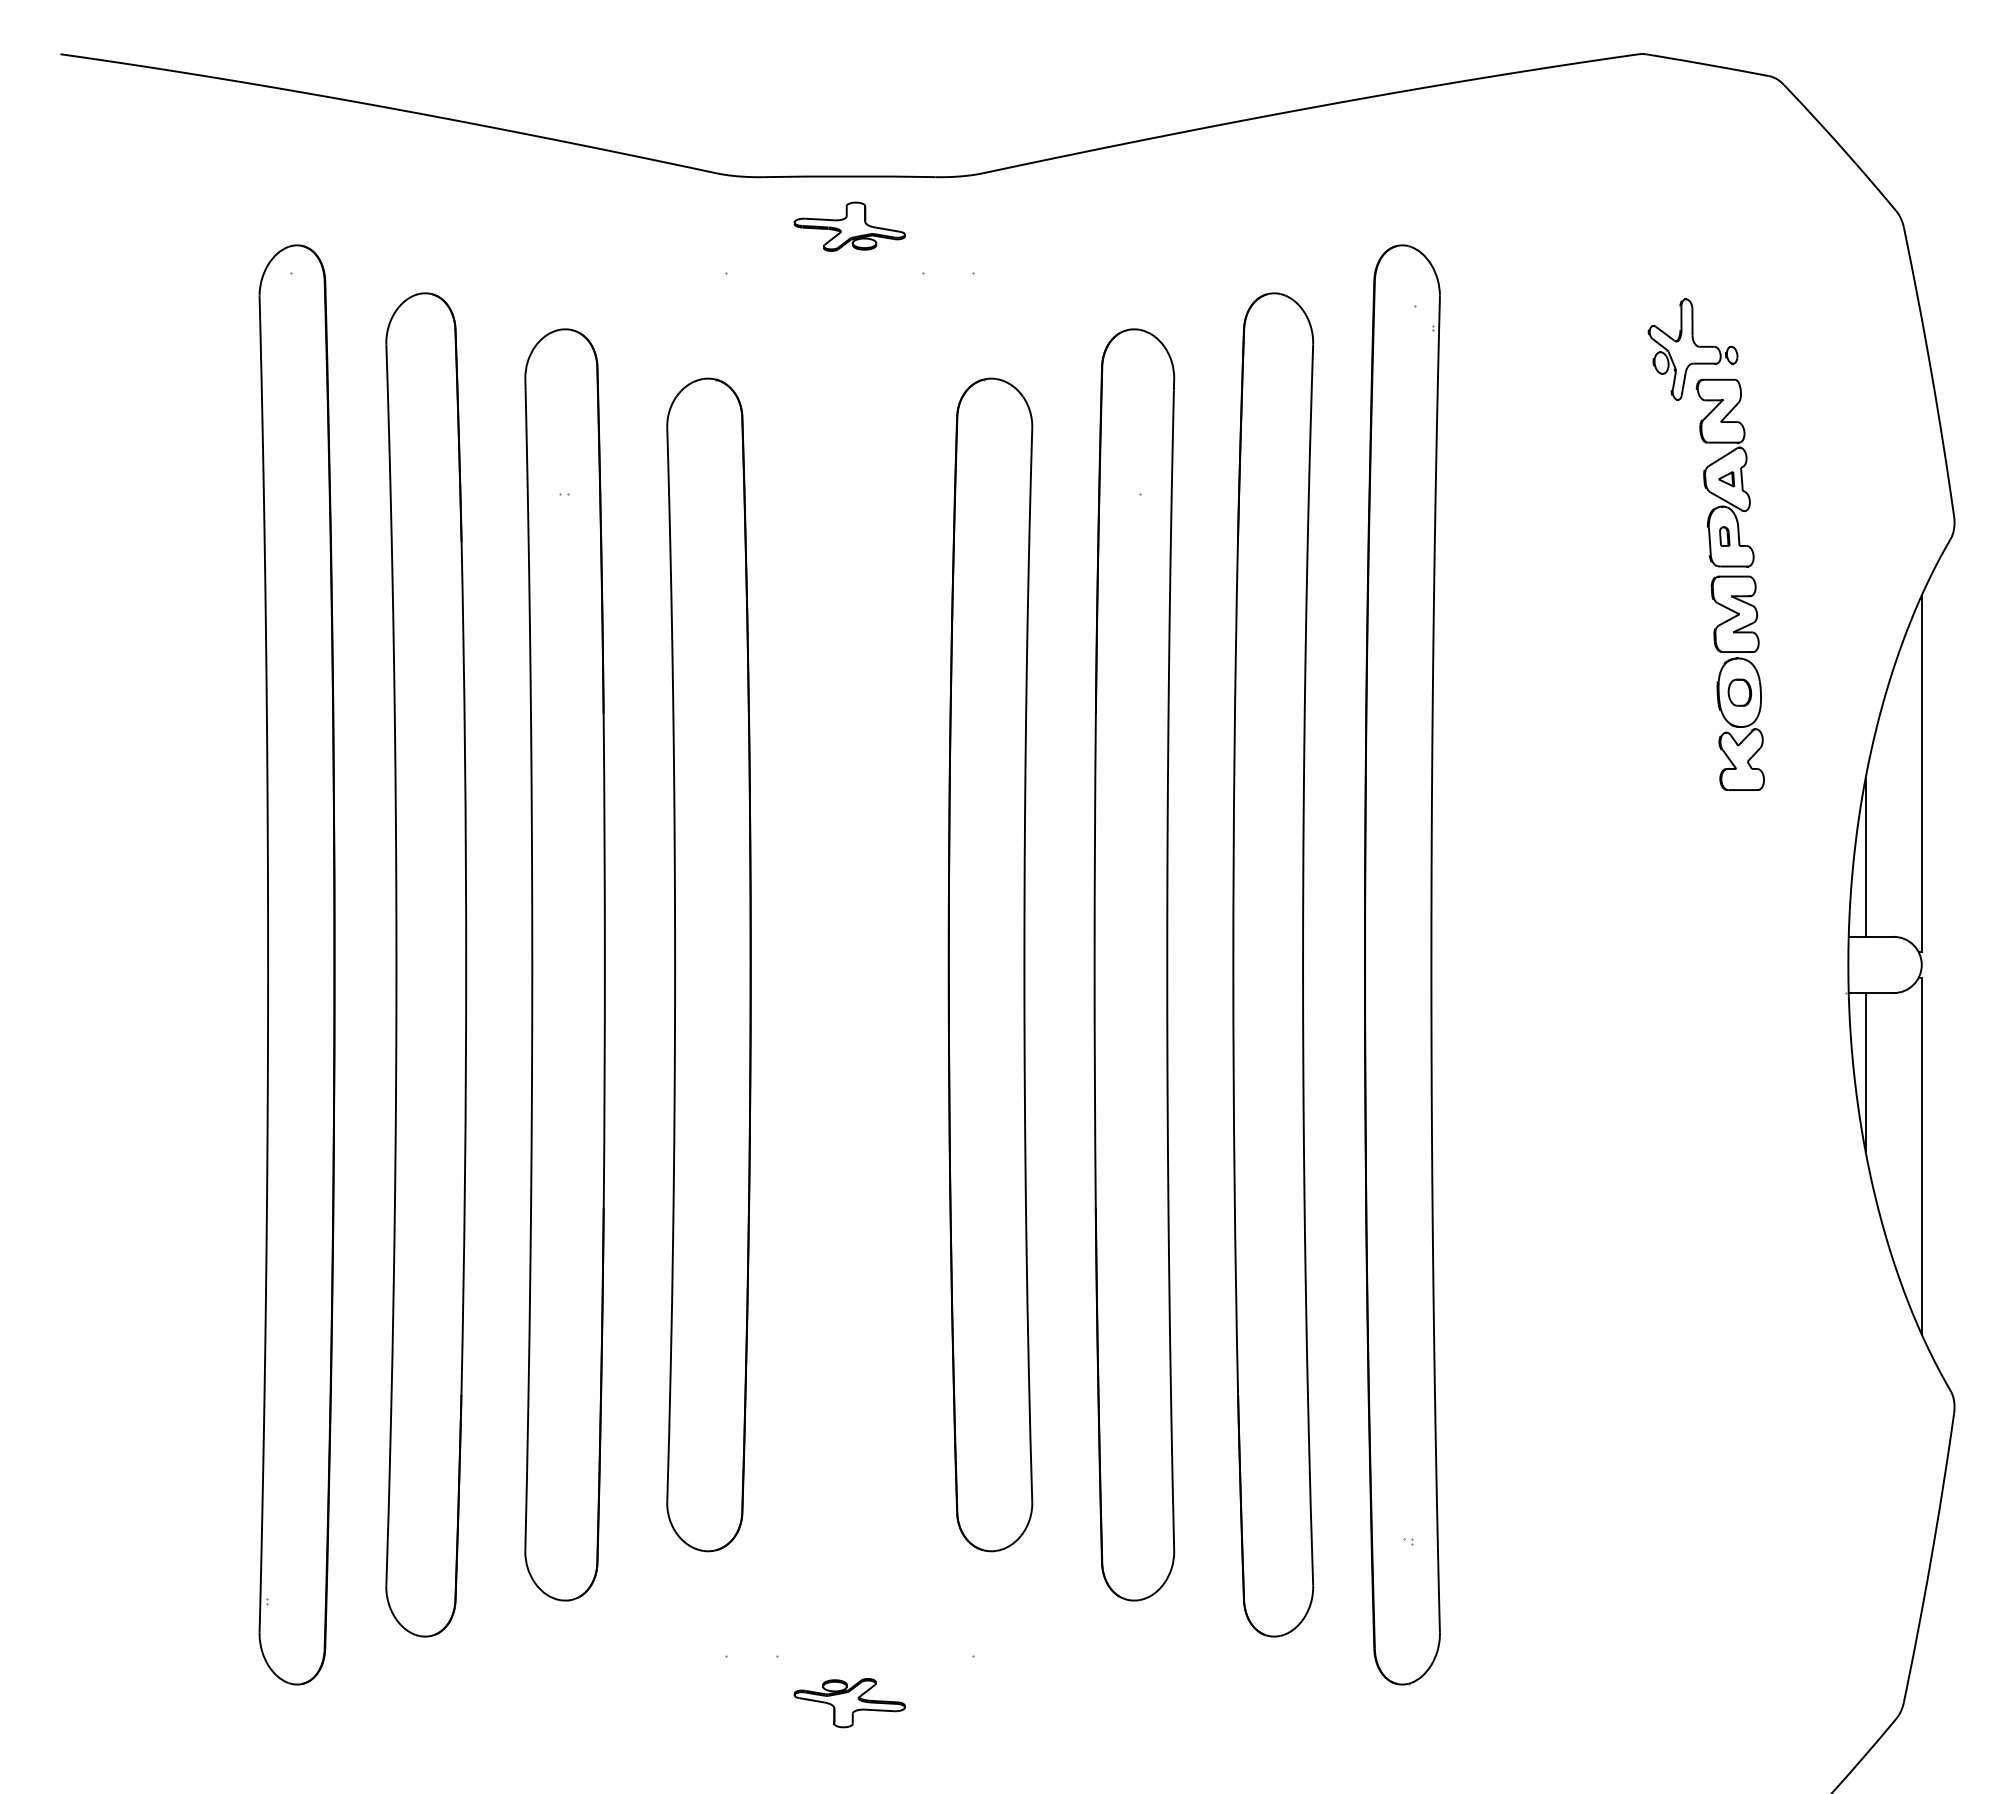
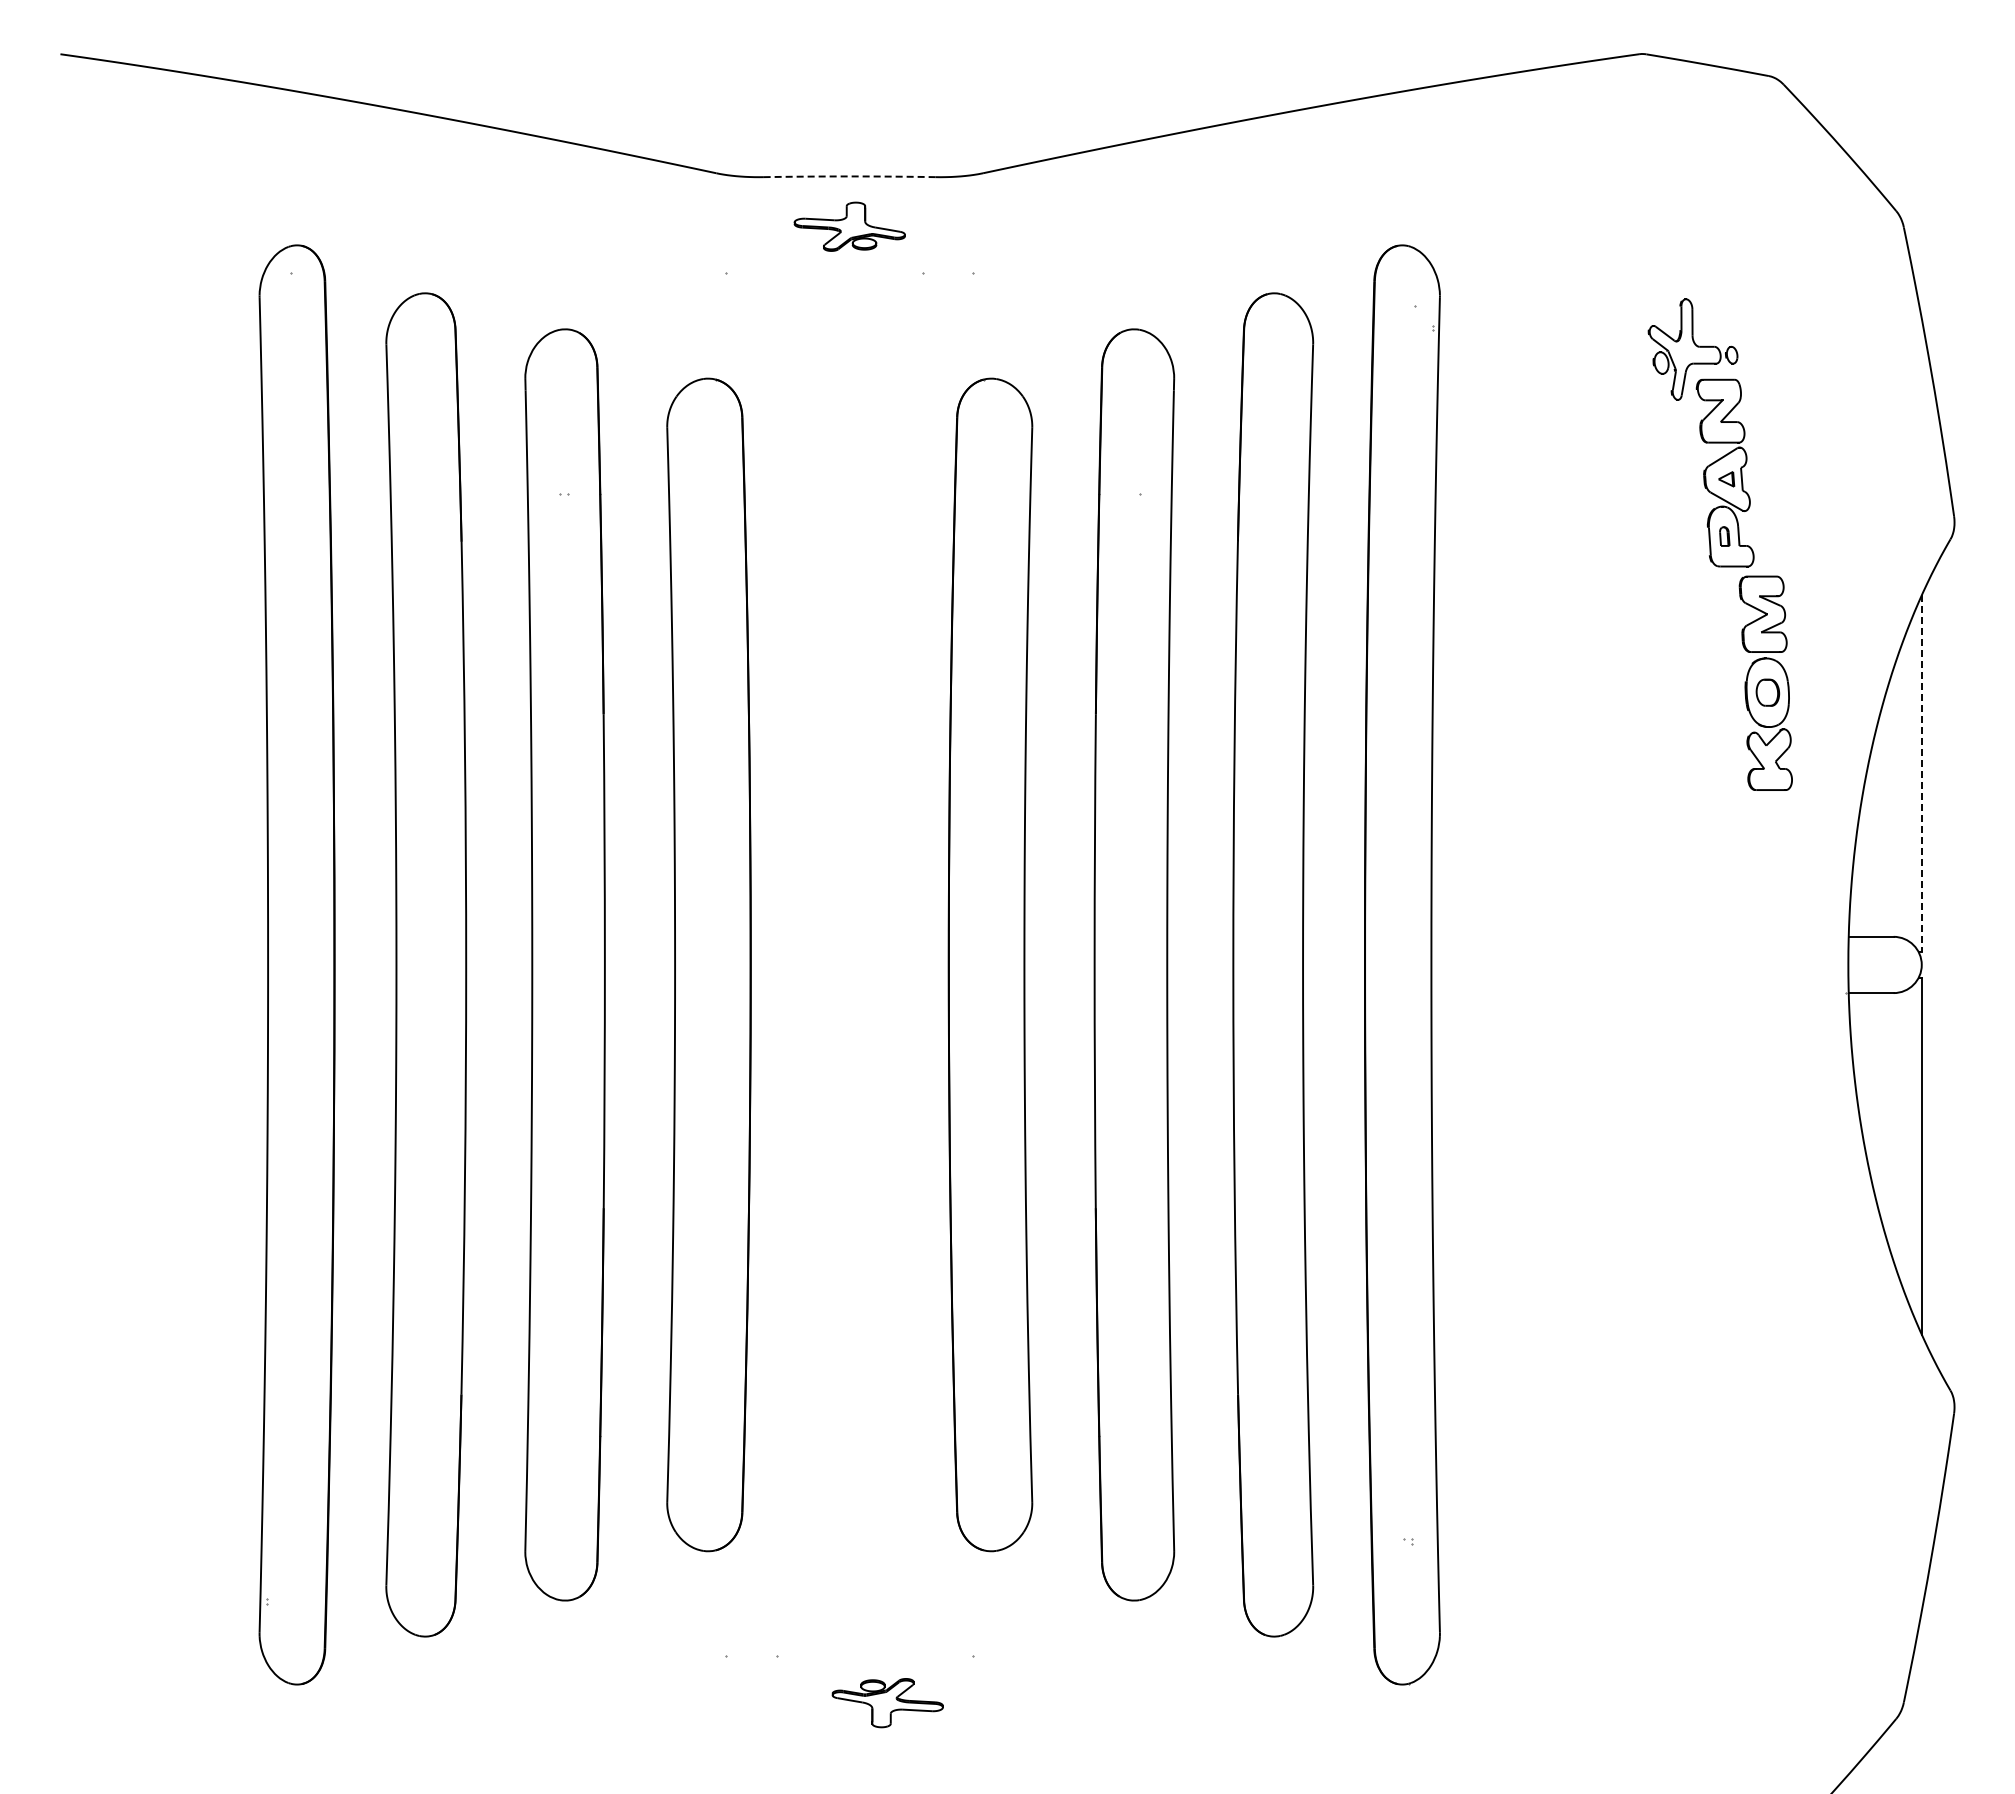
arc: solid -> dashed (849, 176)
part position: (1737, 682) -> (1765, 682) (1765, 682)
line: solid -> dashed (1921, 773)
line: present -> none (1865, 857)
line: present -> none (1865, 1072)
part position: (849, 1703) -> (887, 1703) (887, 1703)
